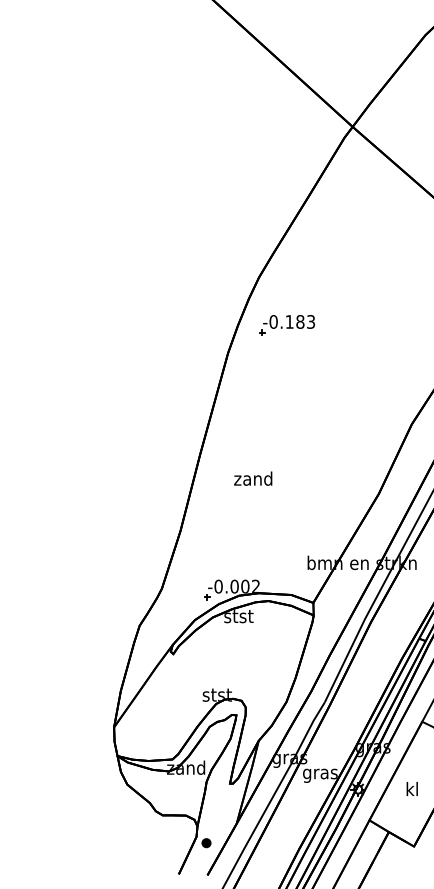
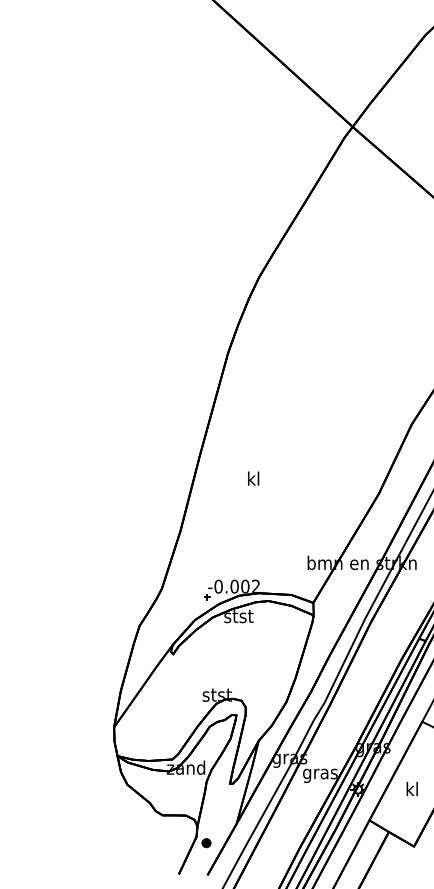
part: present -> none (286, 325)
text: zand -> kl (253, 478)
